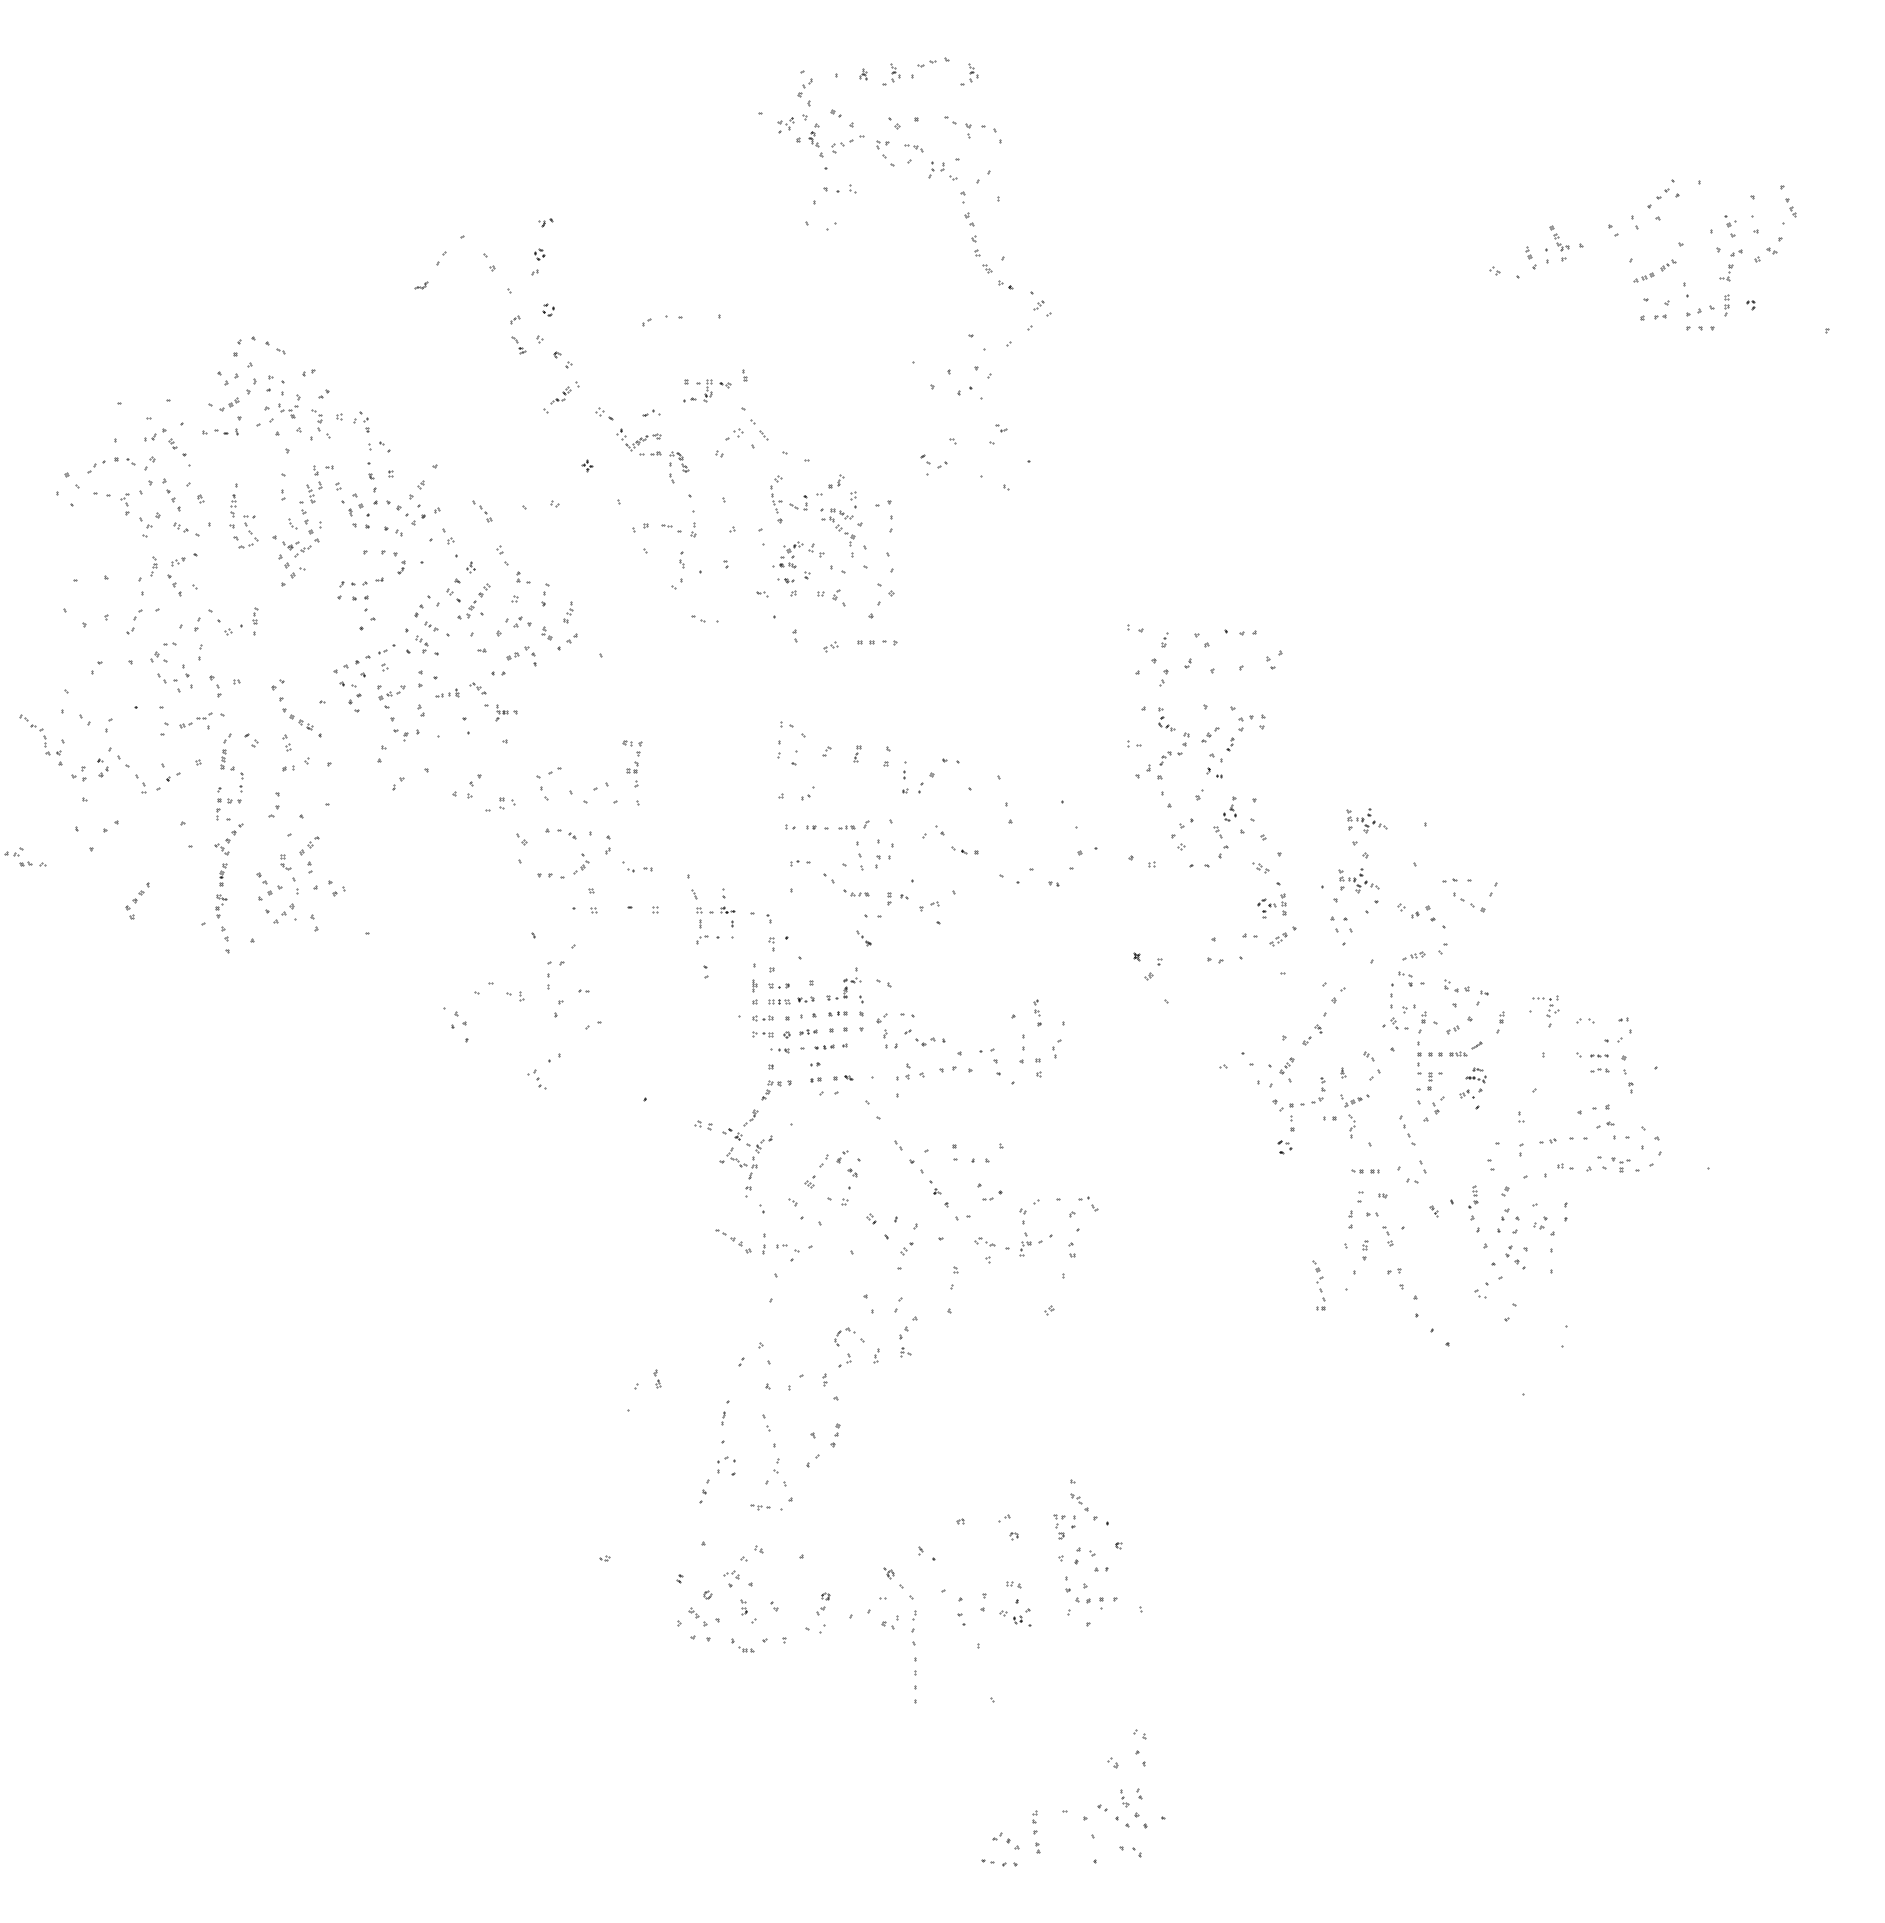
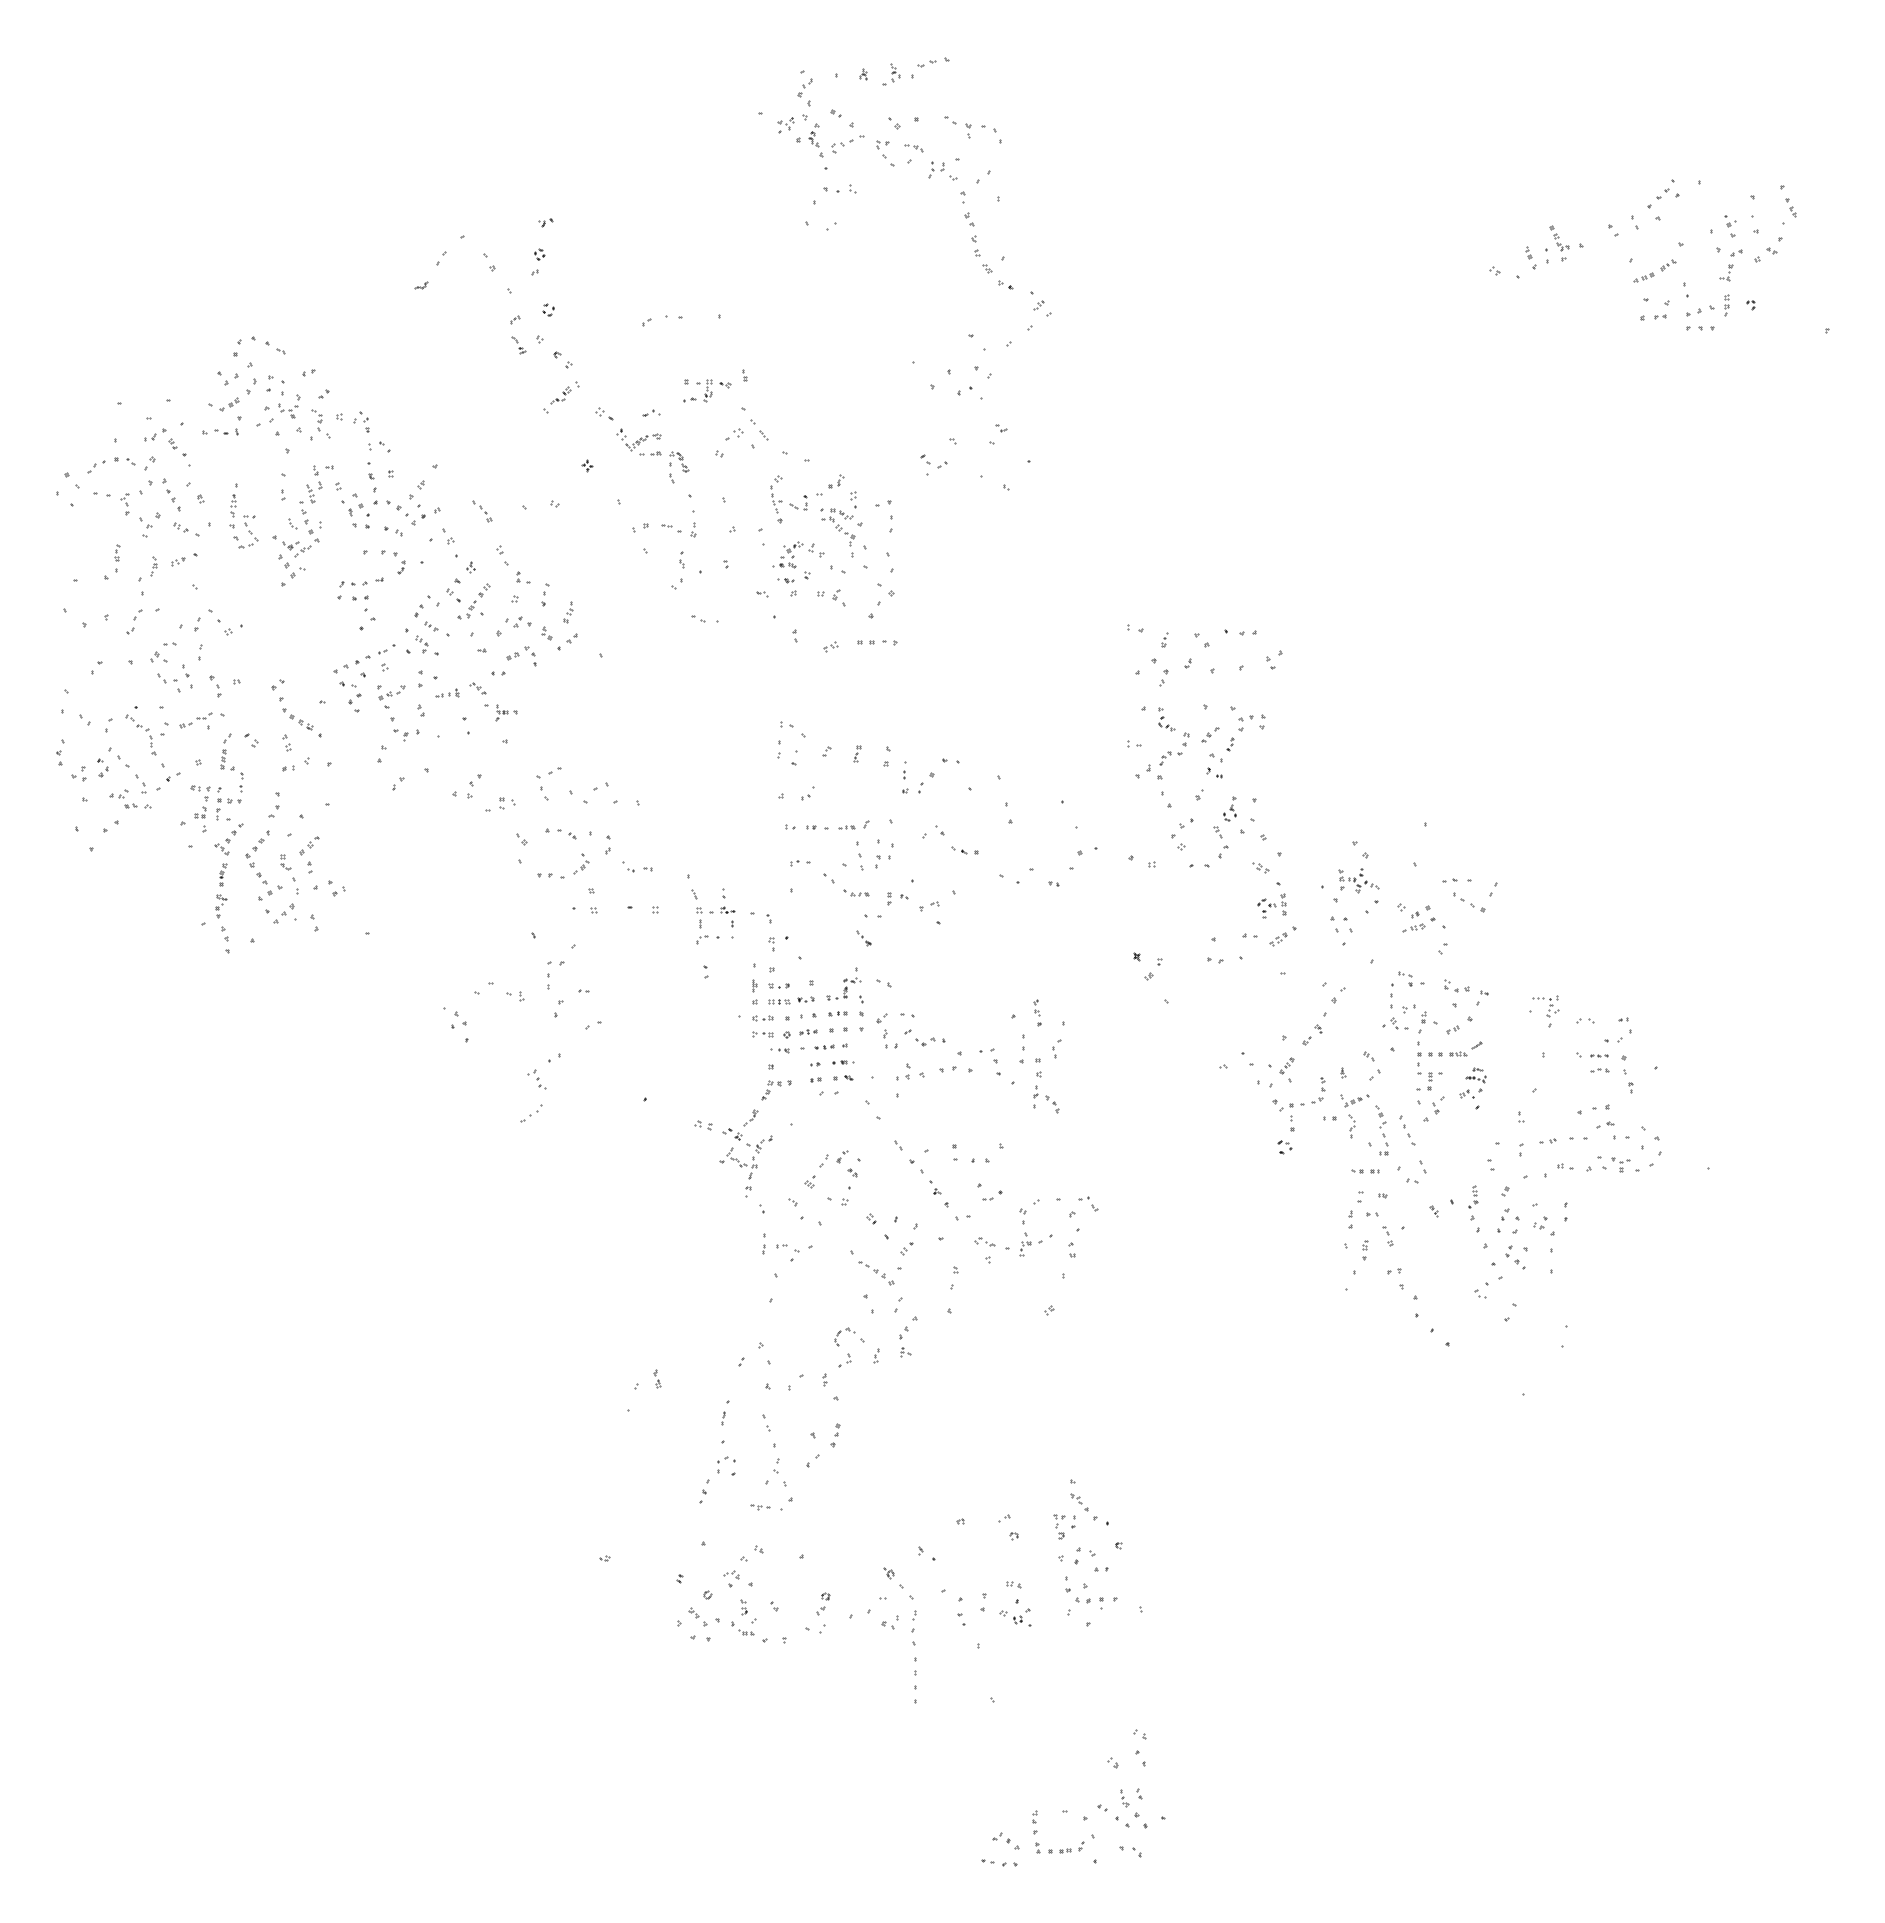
part: present -> none (969, 74)
part: present -> none (174, 585)
part position: (255, 621) -> (117, 558) (117, 558)
part position: (39, 730) -> (145, 730) (145, 730)
part position: (632, 763) -> (200, 808) (200, 808)
part: present -> none (1366, 820)
part position: (25, 856) -> (130, 798) (130, 798)
part position: (137, 900) -> (257, 848) (257, 848)
part position: (1413, 955) -> (1413, 927) (1413, 927)
part: present -> none (1500, 1022)
part: none -> present (843, 1062)
part: none -> present (1046, 1099)
part: none -> present (531, 1113)
part position: (733, 1241) -> (876, 1273) (876, 1273)
part position: (1318, 1285) -> (1381, 1130) (1381, 1130)
part position: (742, 1645) -> (742, 1628) (742, 1628)
part: none -> present (1066, 1847)
